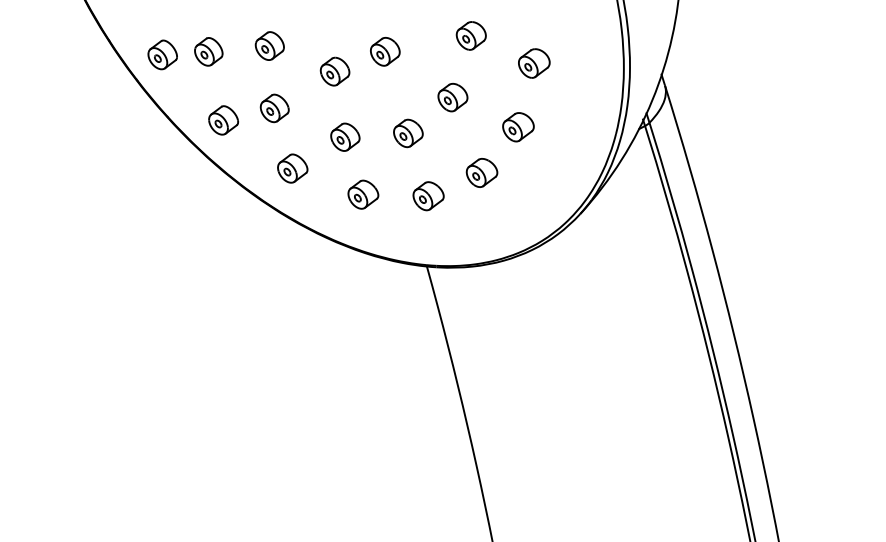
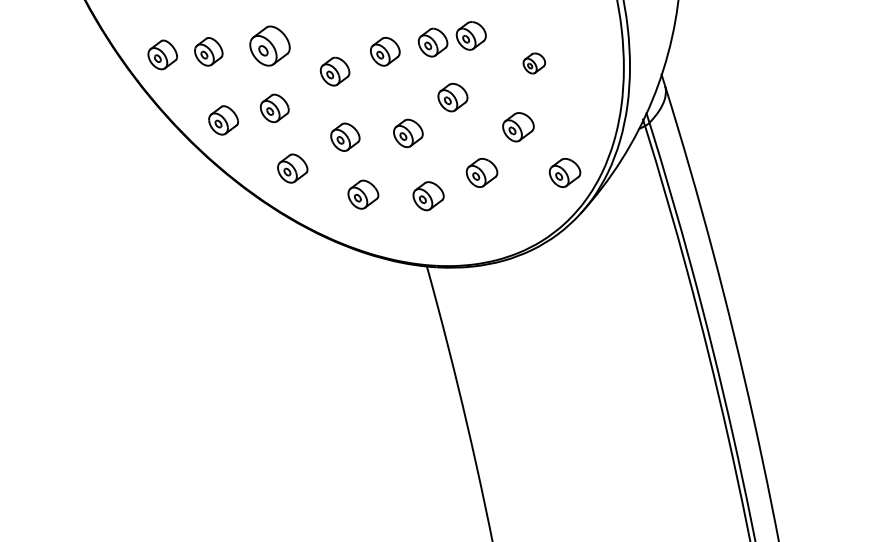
part: none -> present (432, 42)
part size: 31x30 px -> 42x42 px (269, 45)
part size: 33x31 px -> 25x23 px (534, 63)
part: none -> present (564, 172)
